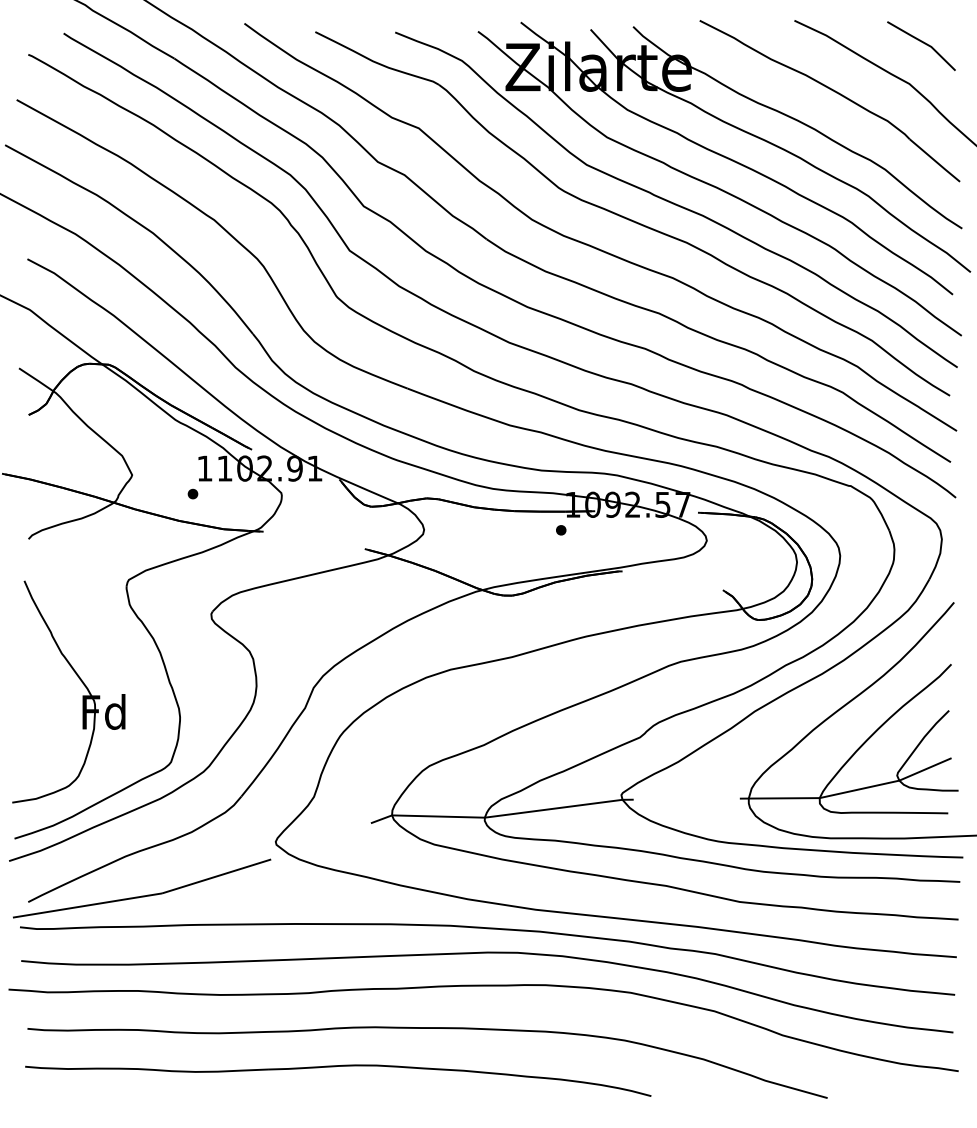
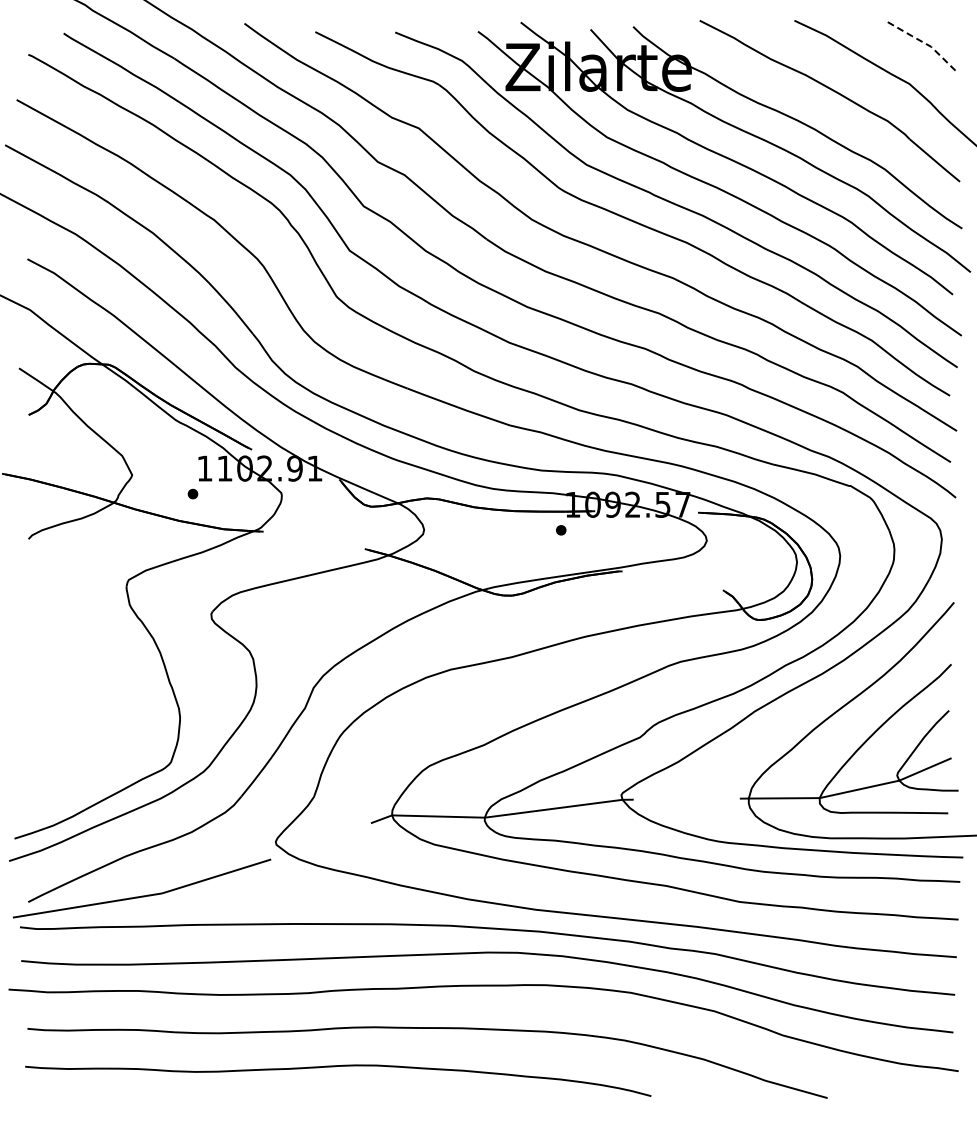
line: solid -> dashed (923, 42)
part: present -> none (82, 695)
